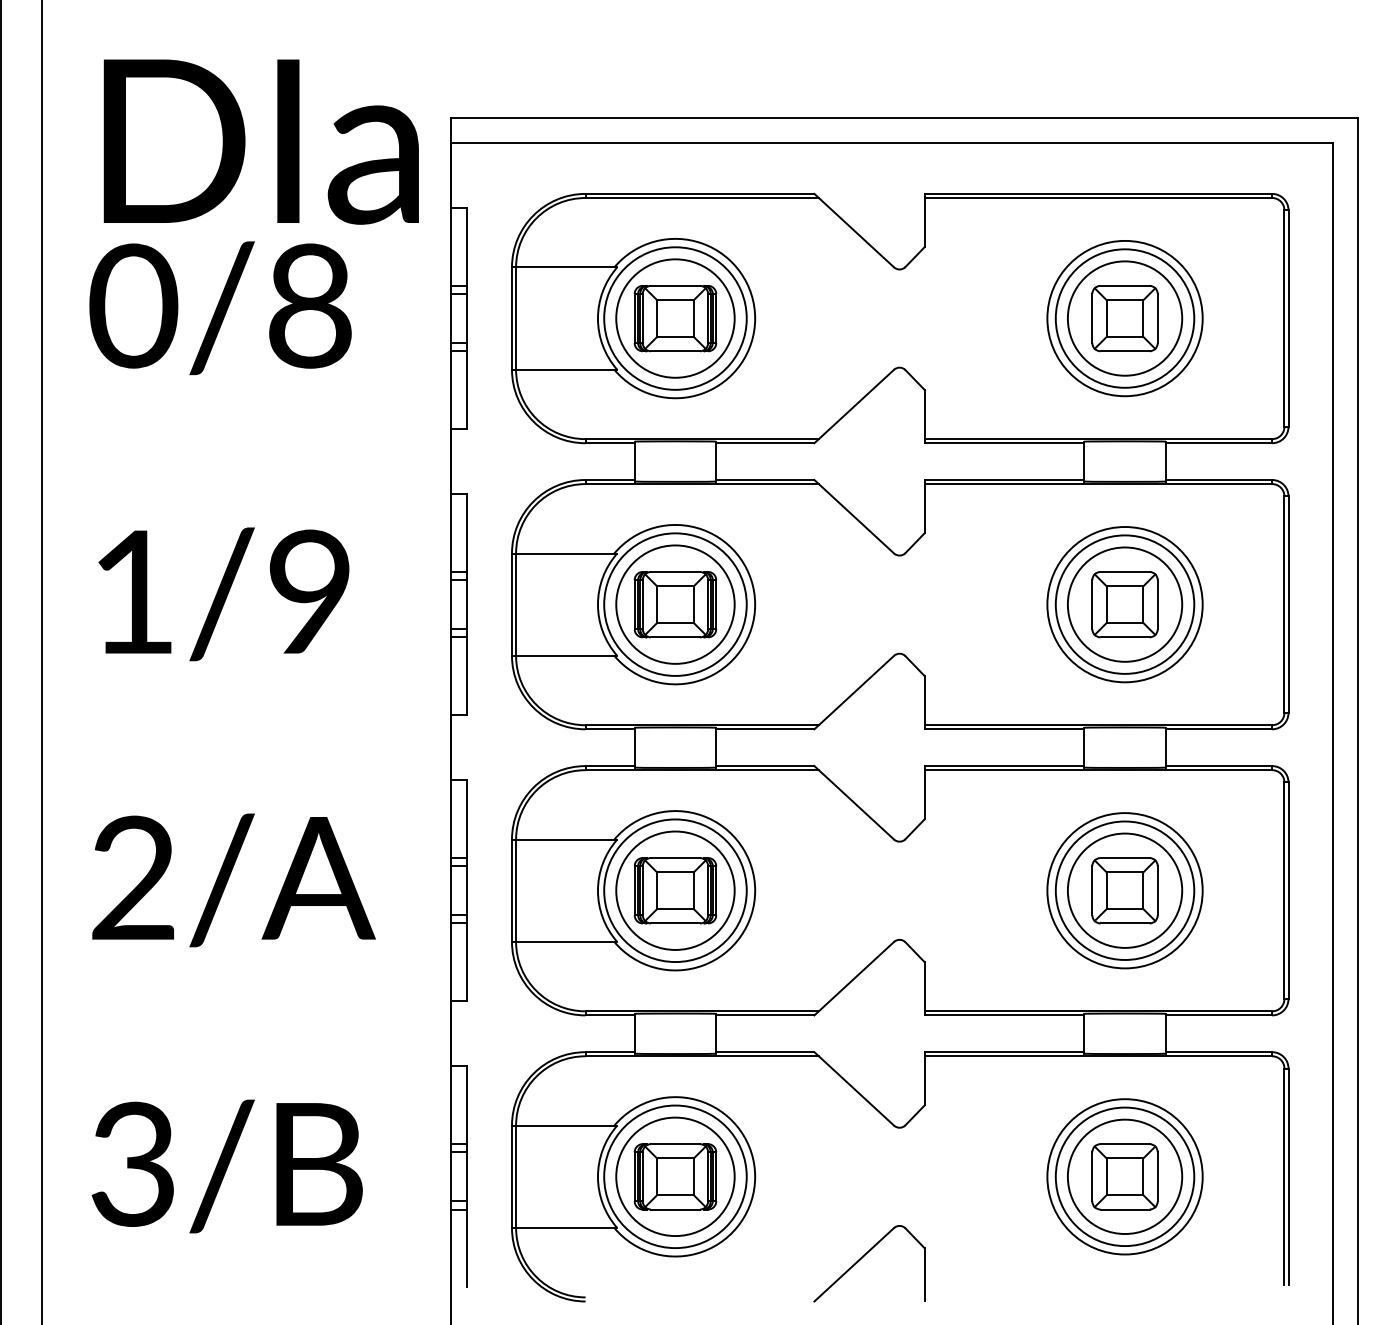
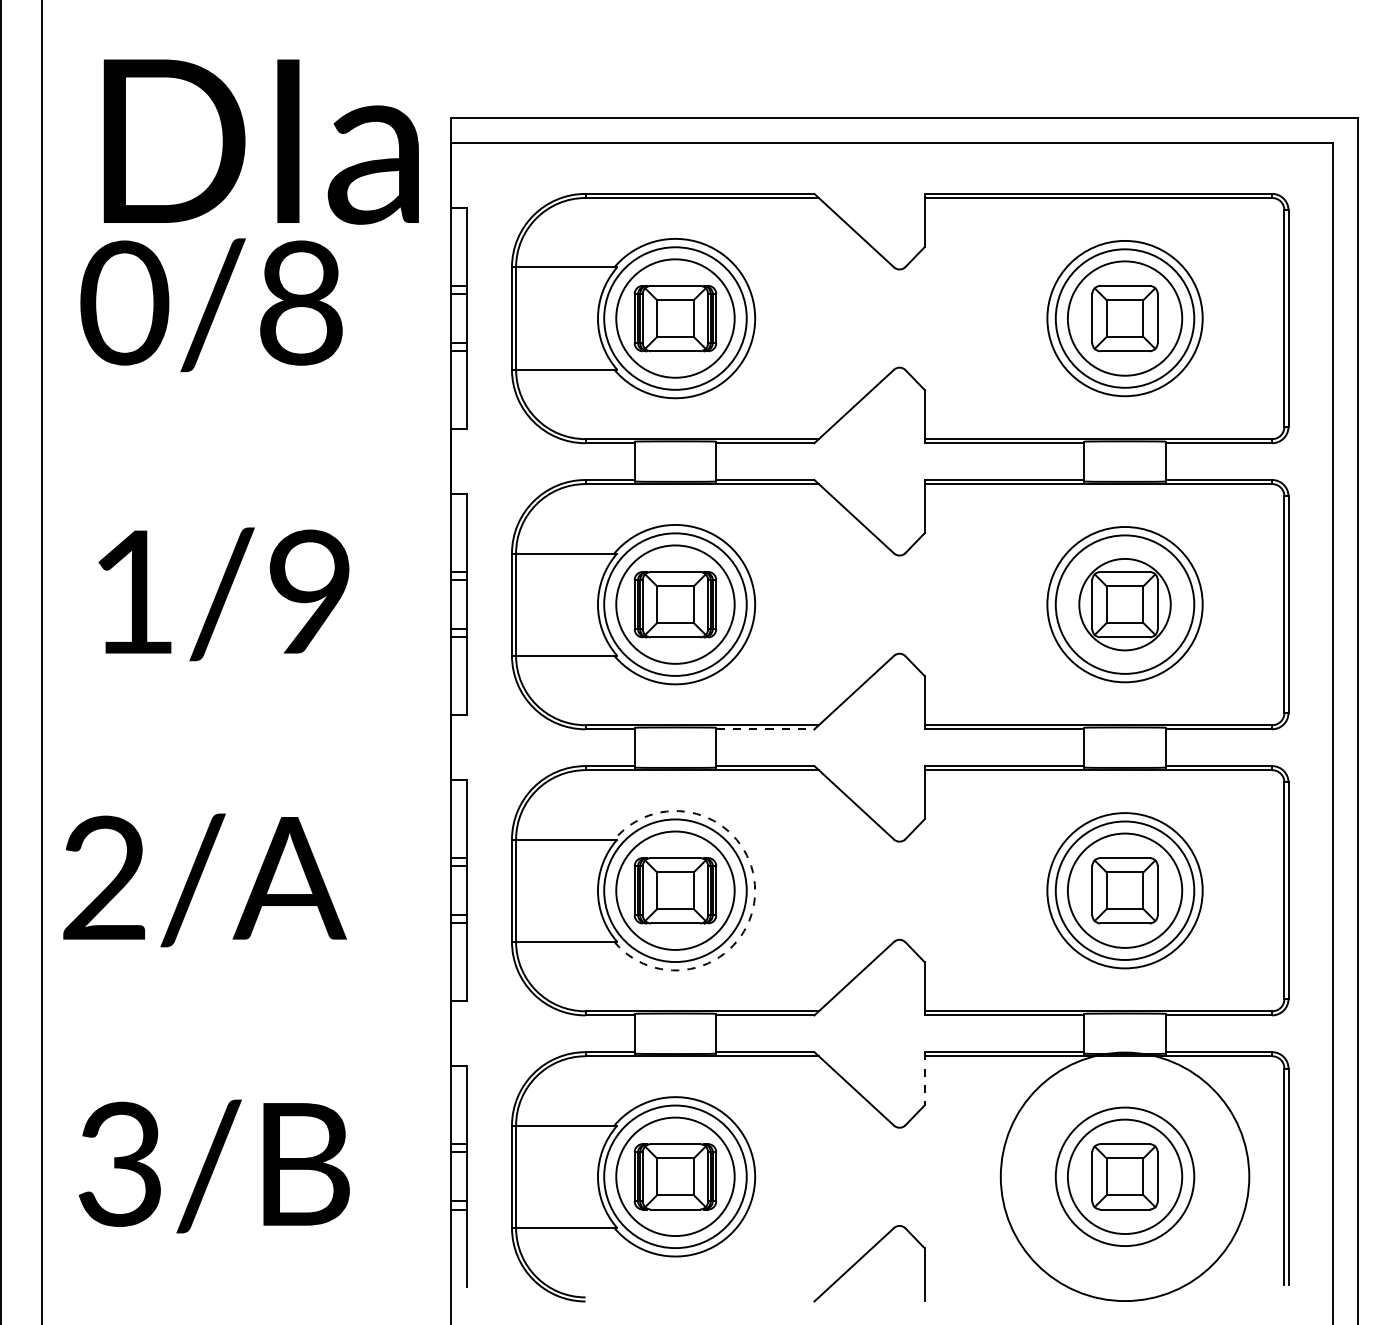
text position: (220, 308) -> (211, 305) (211, 305)
circle diameter: 114 px -> 91 px (1124, 604)
line: solid -> dashed (765, 729)
text position: (233, 880) -> (204, 880) (204, 880)
arc: solid -> dashed (755, 890)
line: solid -> dashed (924, 1078)
text position: (226, 1166) -> (213, 1166) (213, 1166)
circle diameter: 155 px -> 248 px (1124, 1176)
